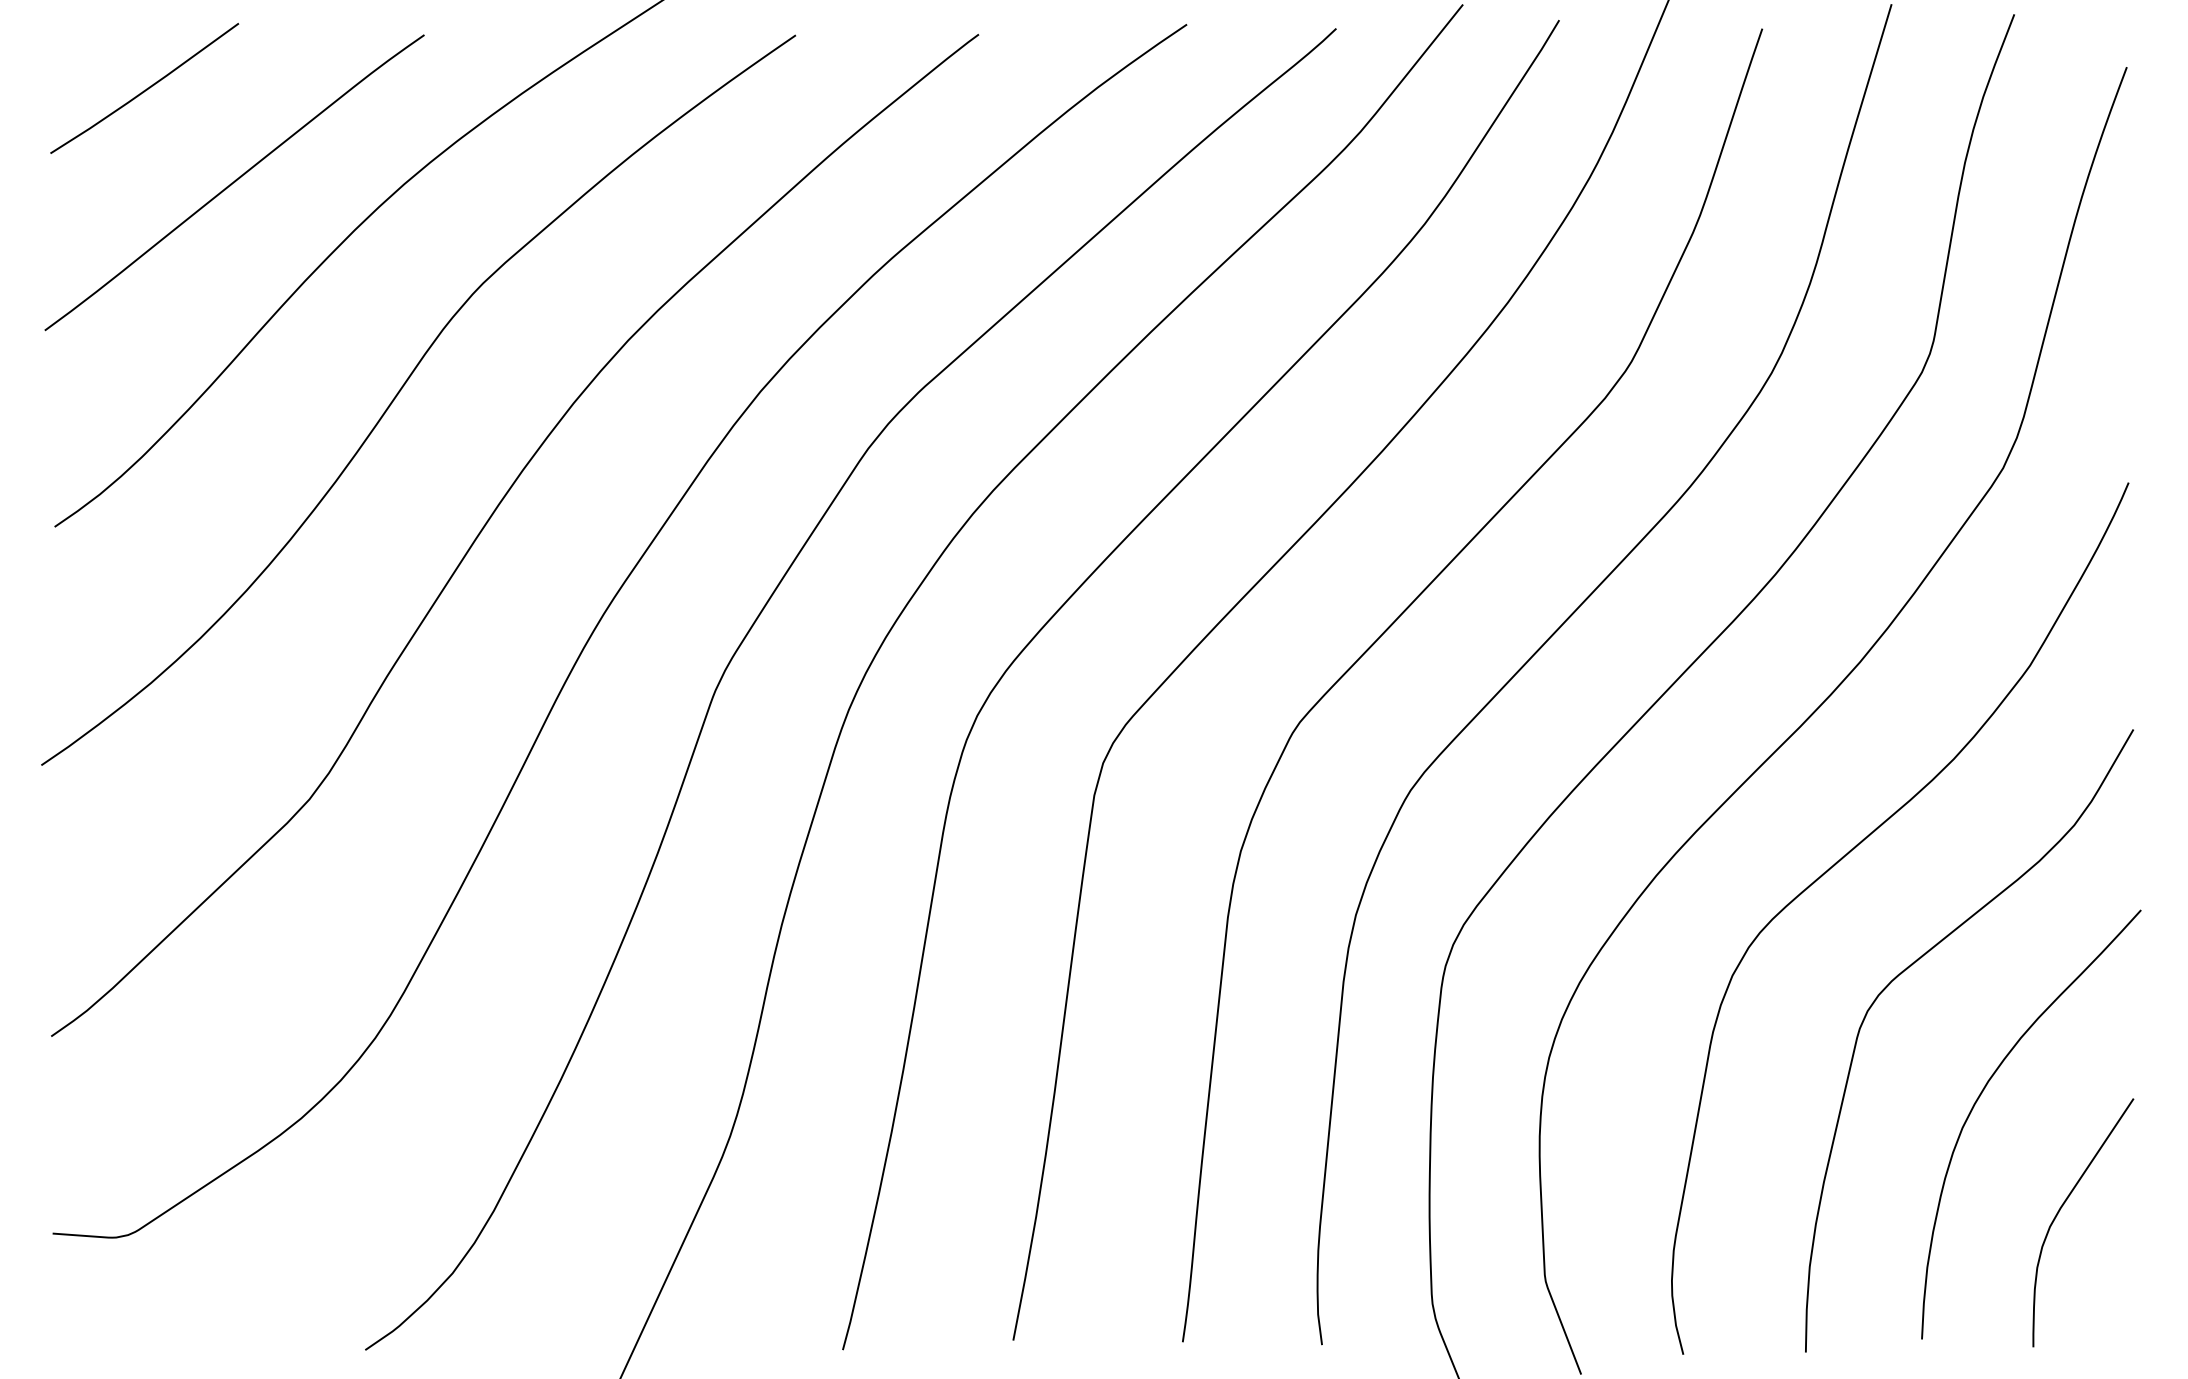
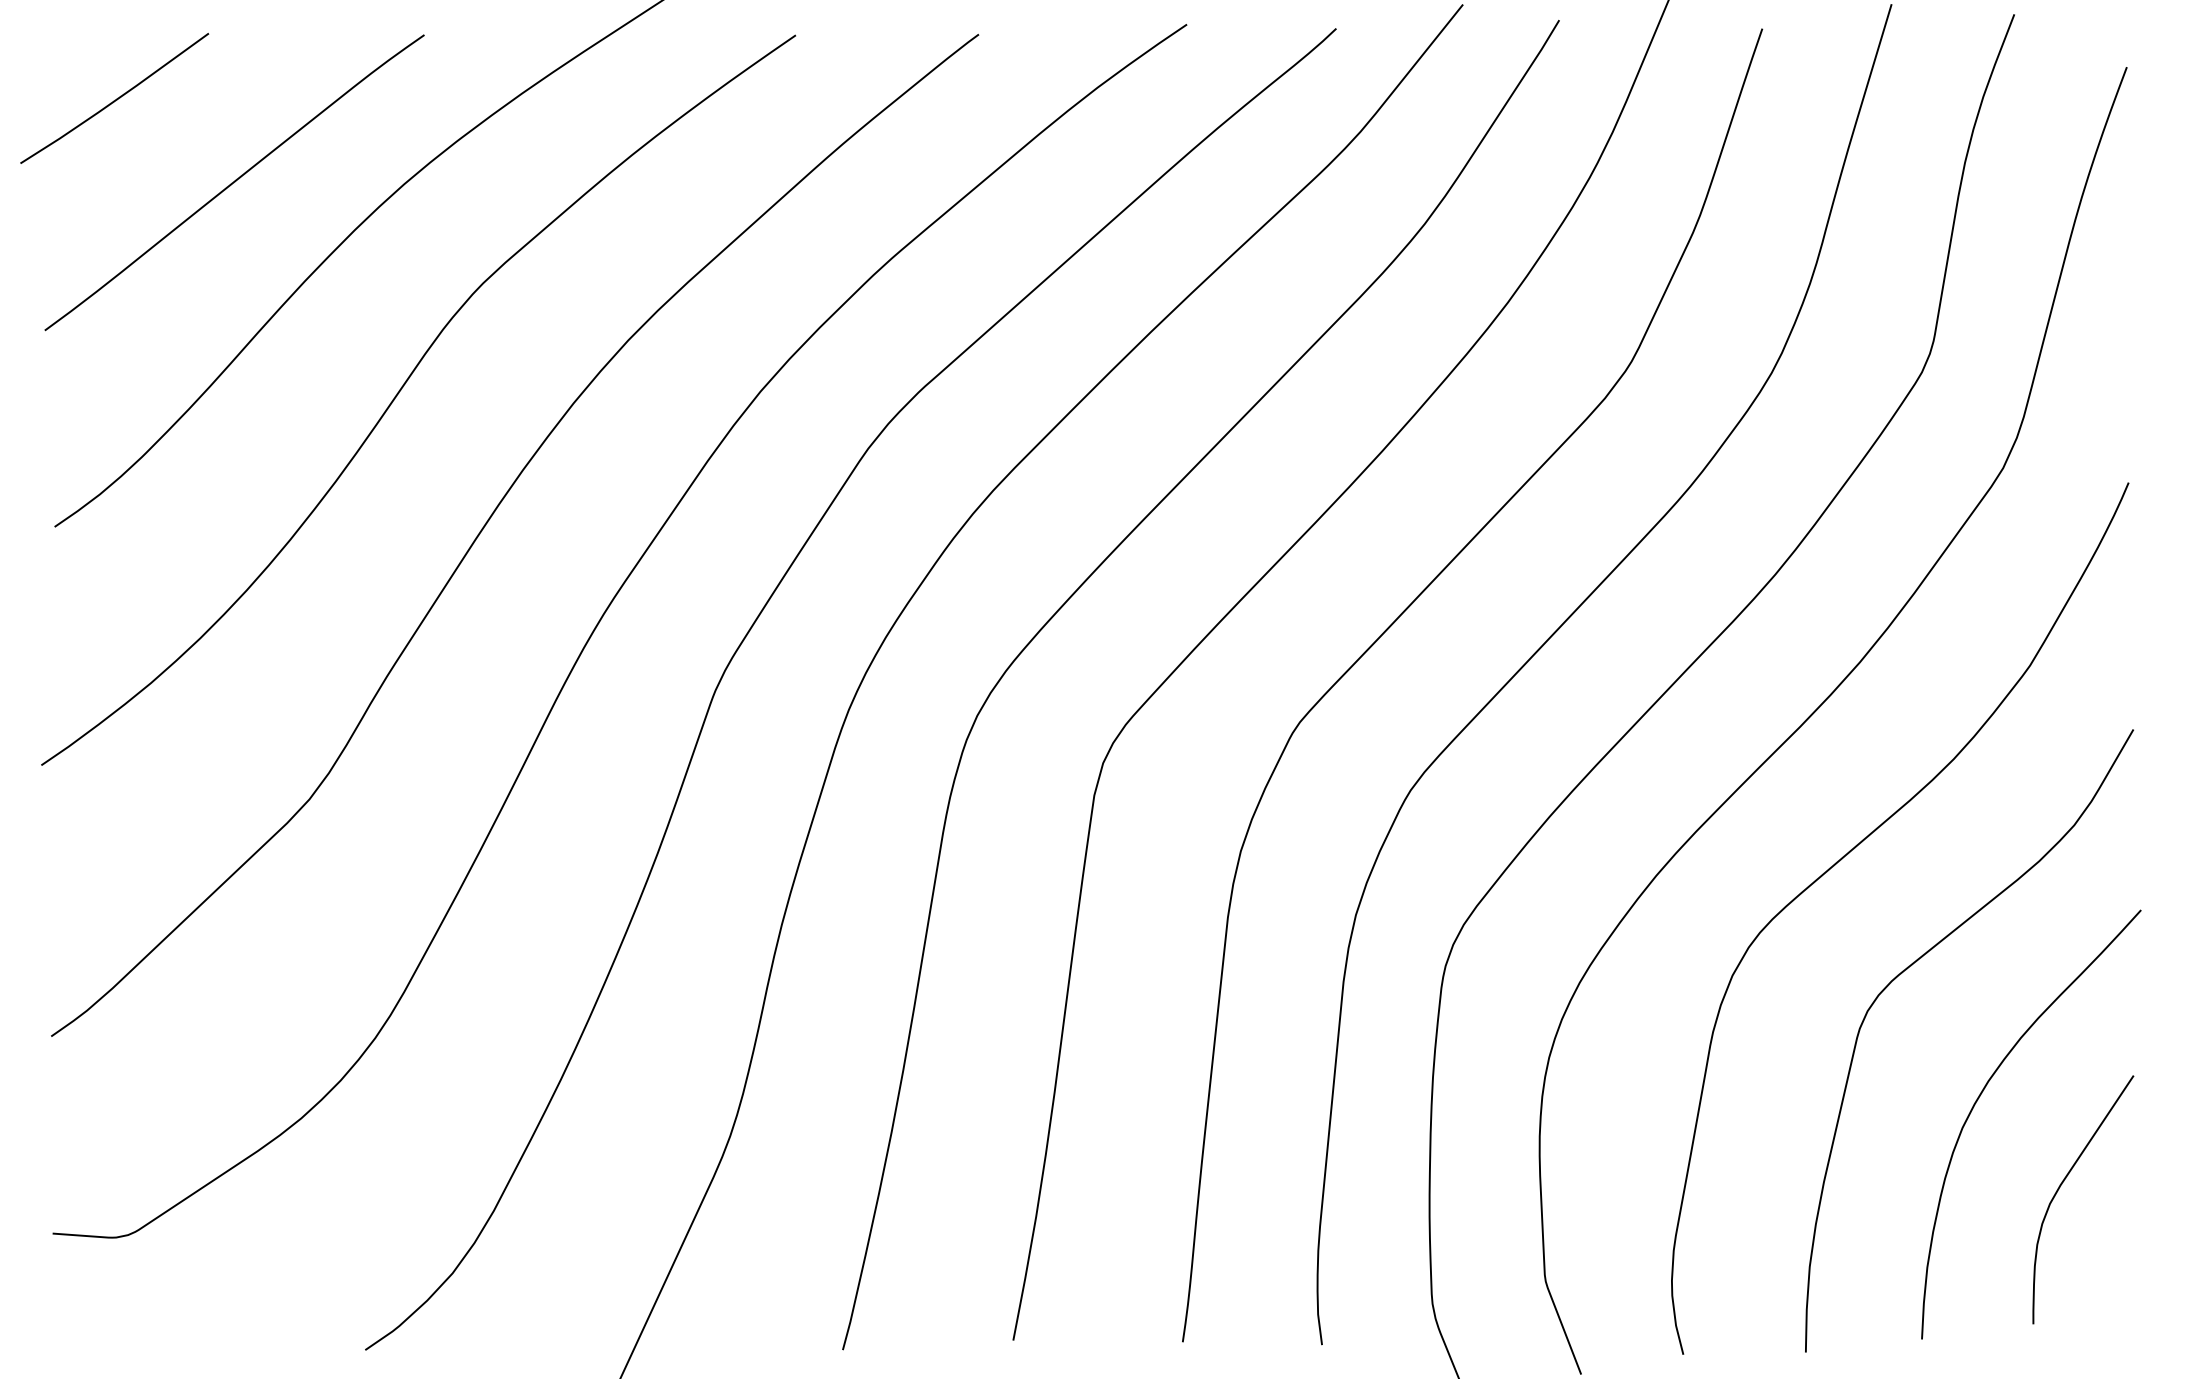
line position: (145, 89) -> (115, 99) (115, 99)
curve position: (2062, 1207) -> (2062, 1184) (2062, 1184)
